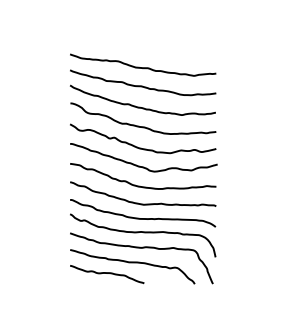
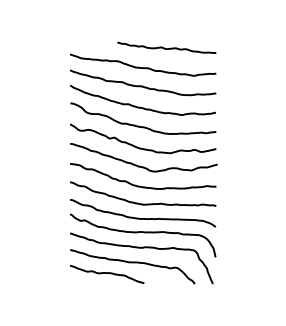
curve: none -> present (166, 48)
